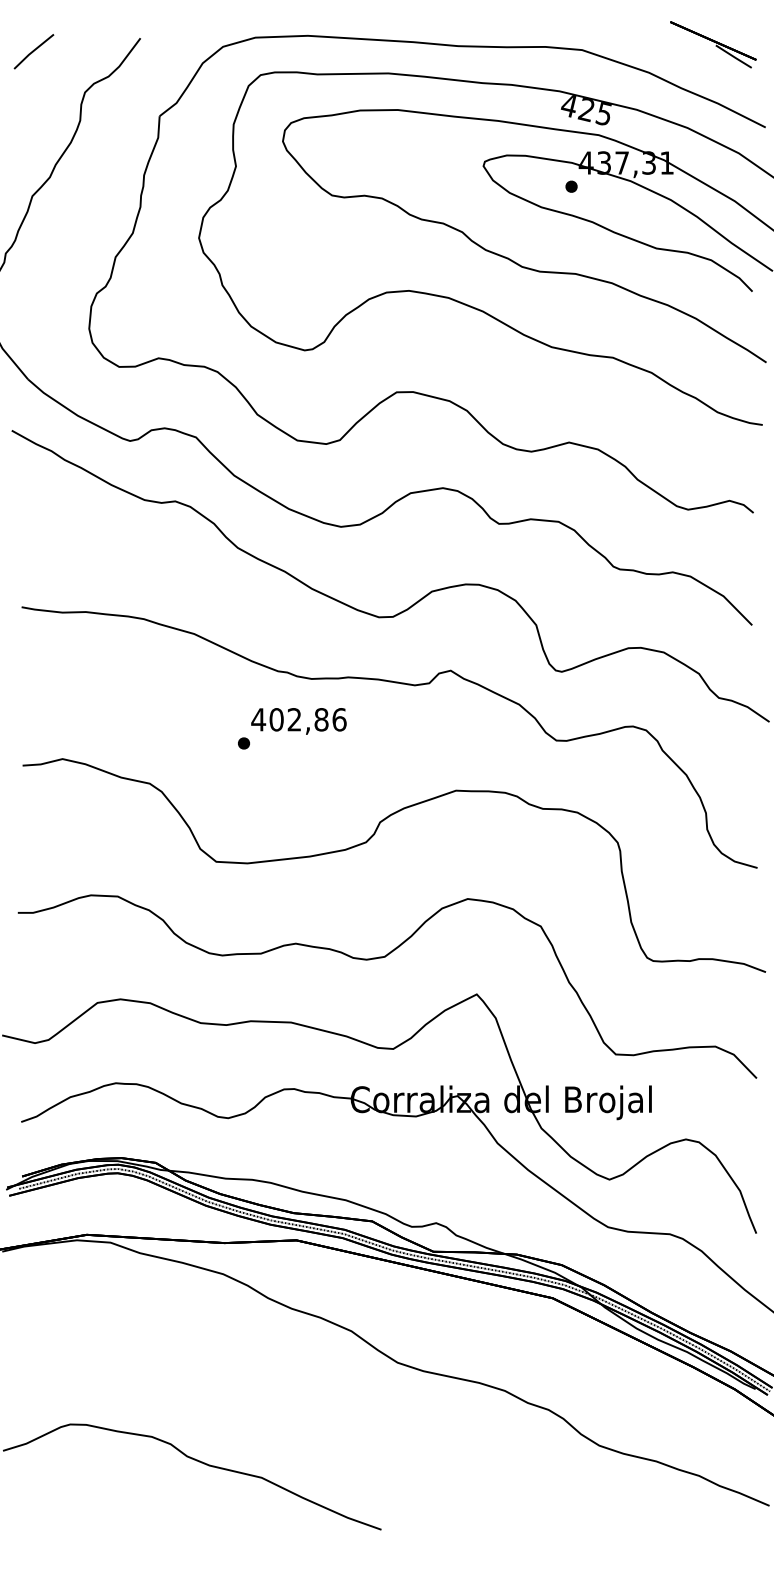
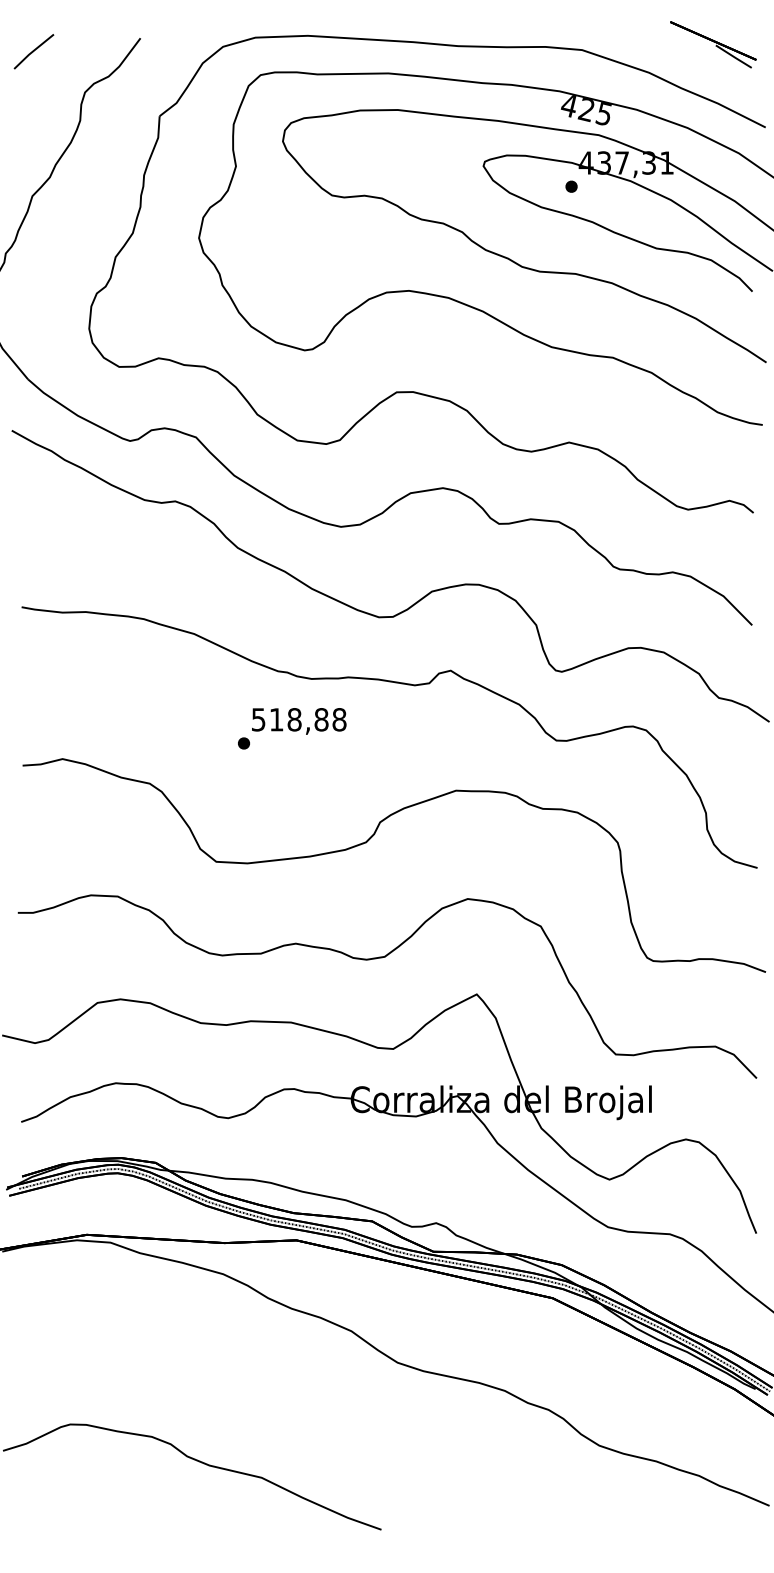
text: 402,86 -> 518,88 (298, 719)
